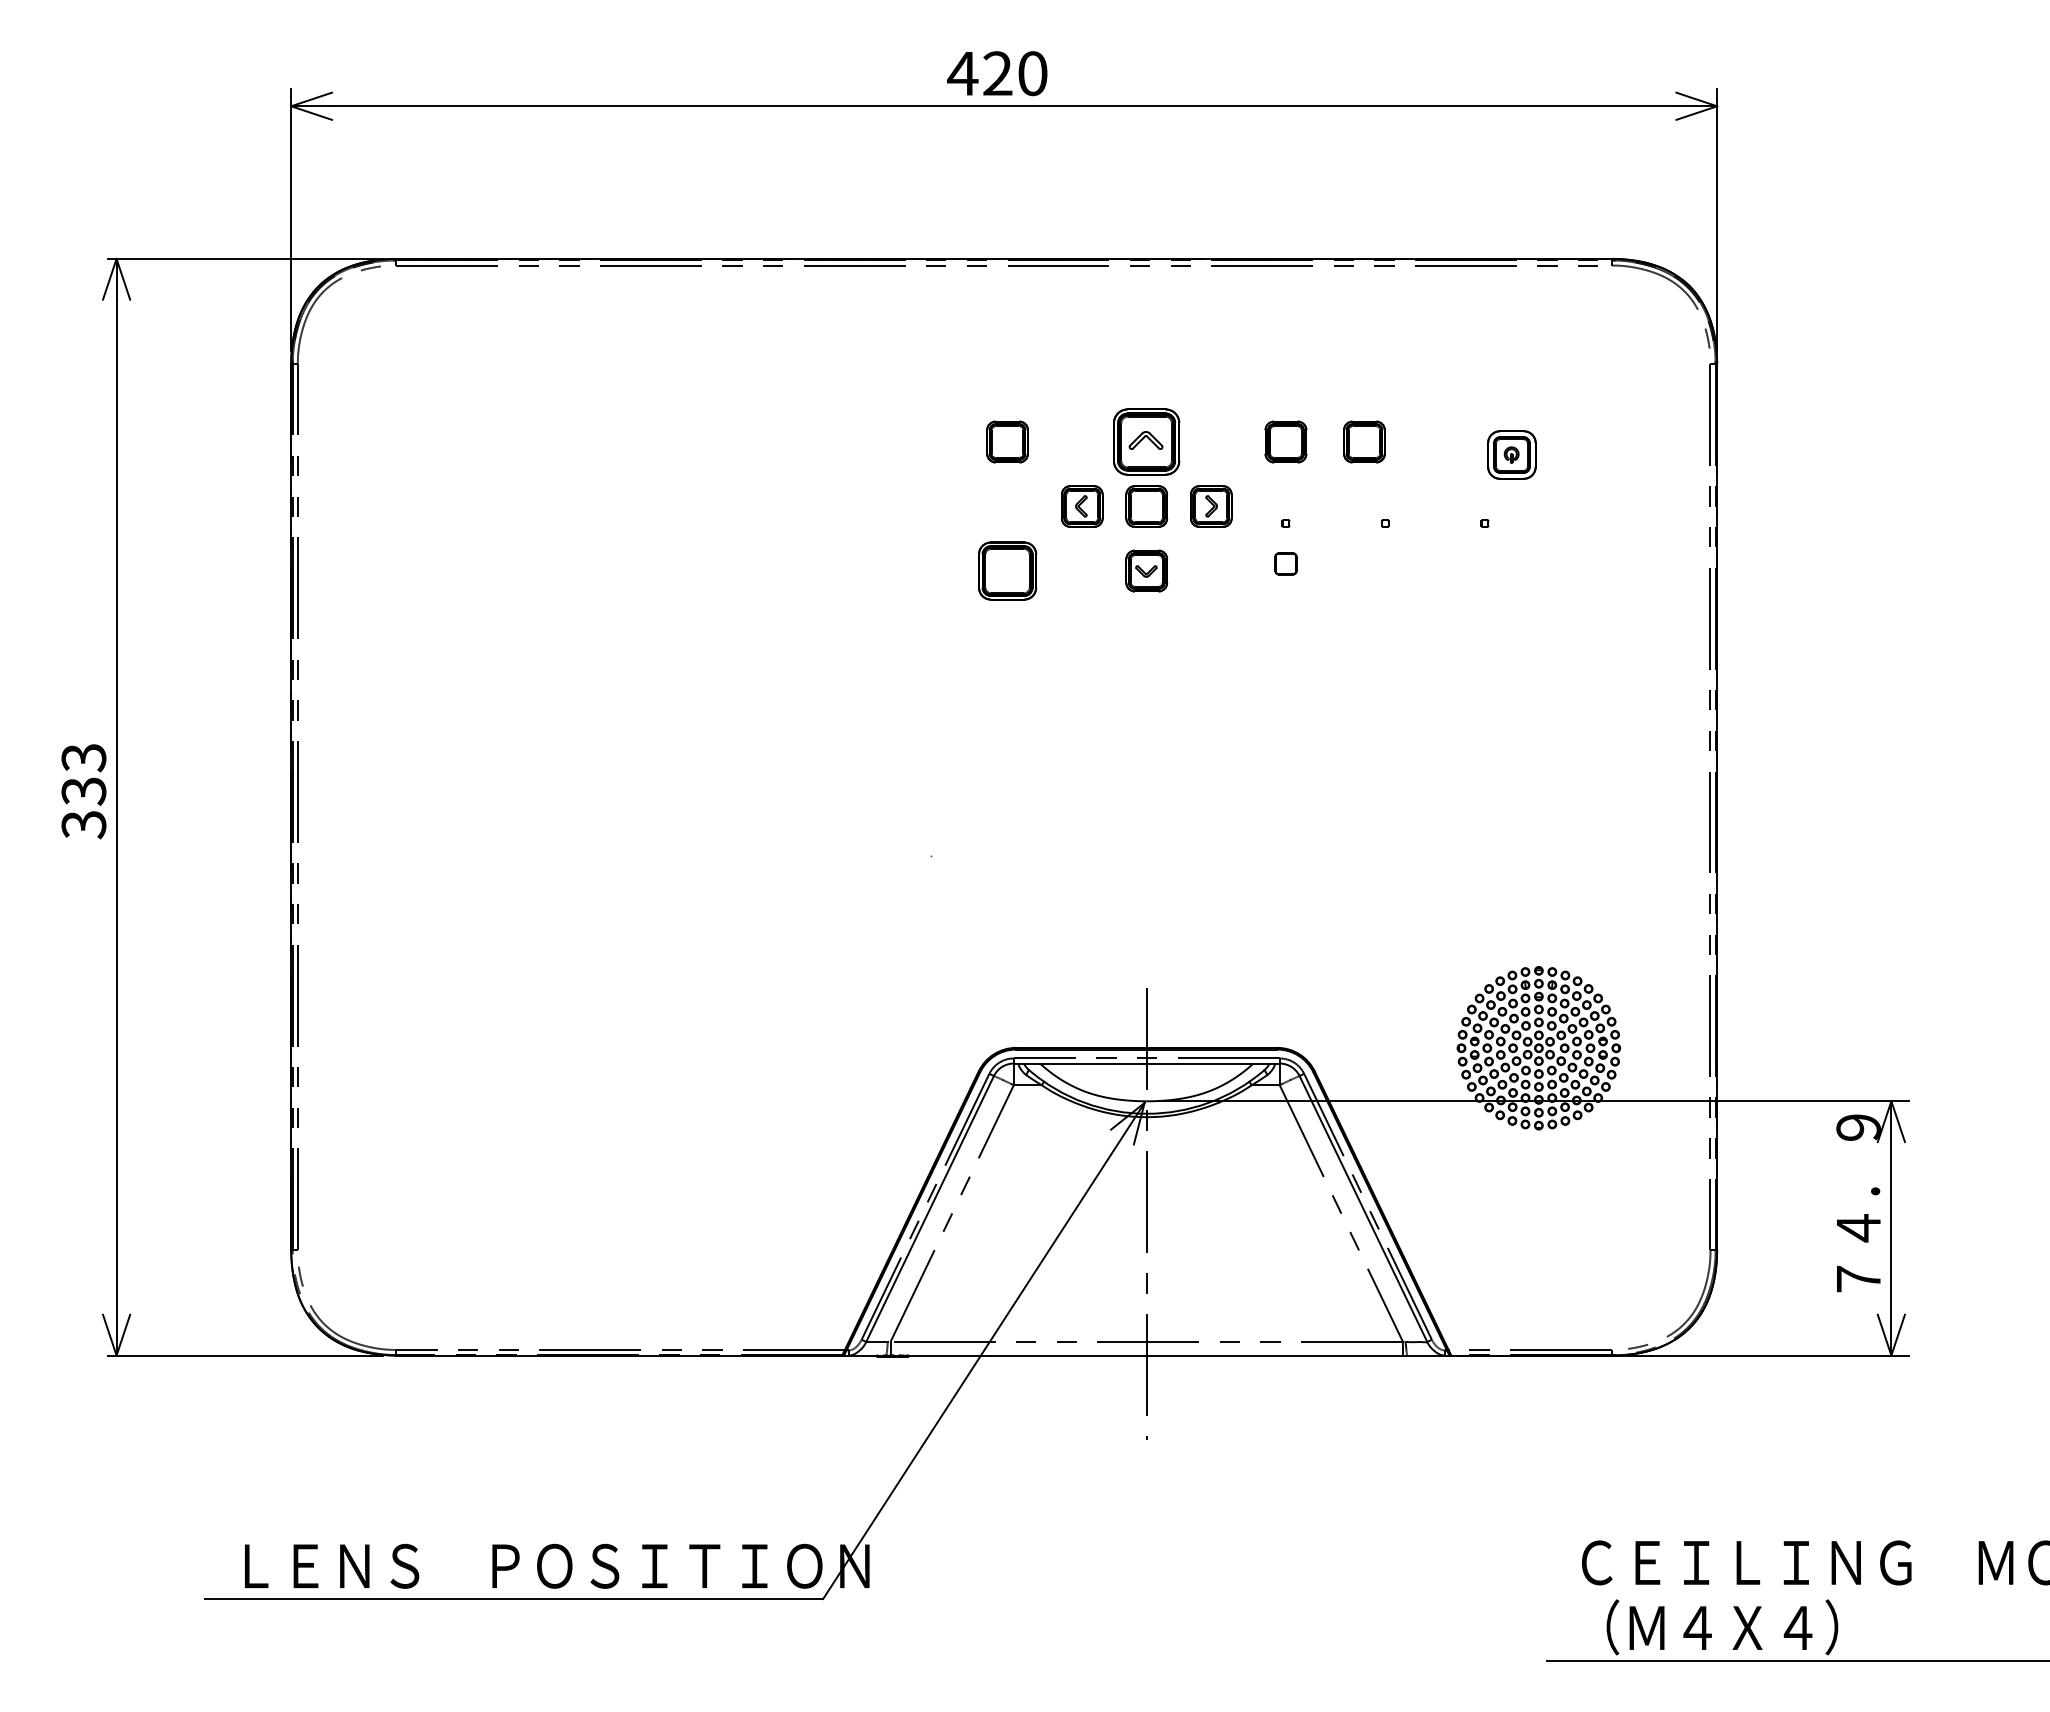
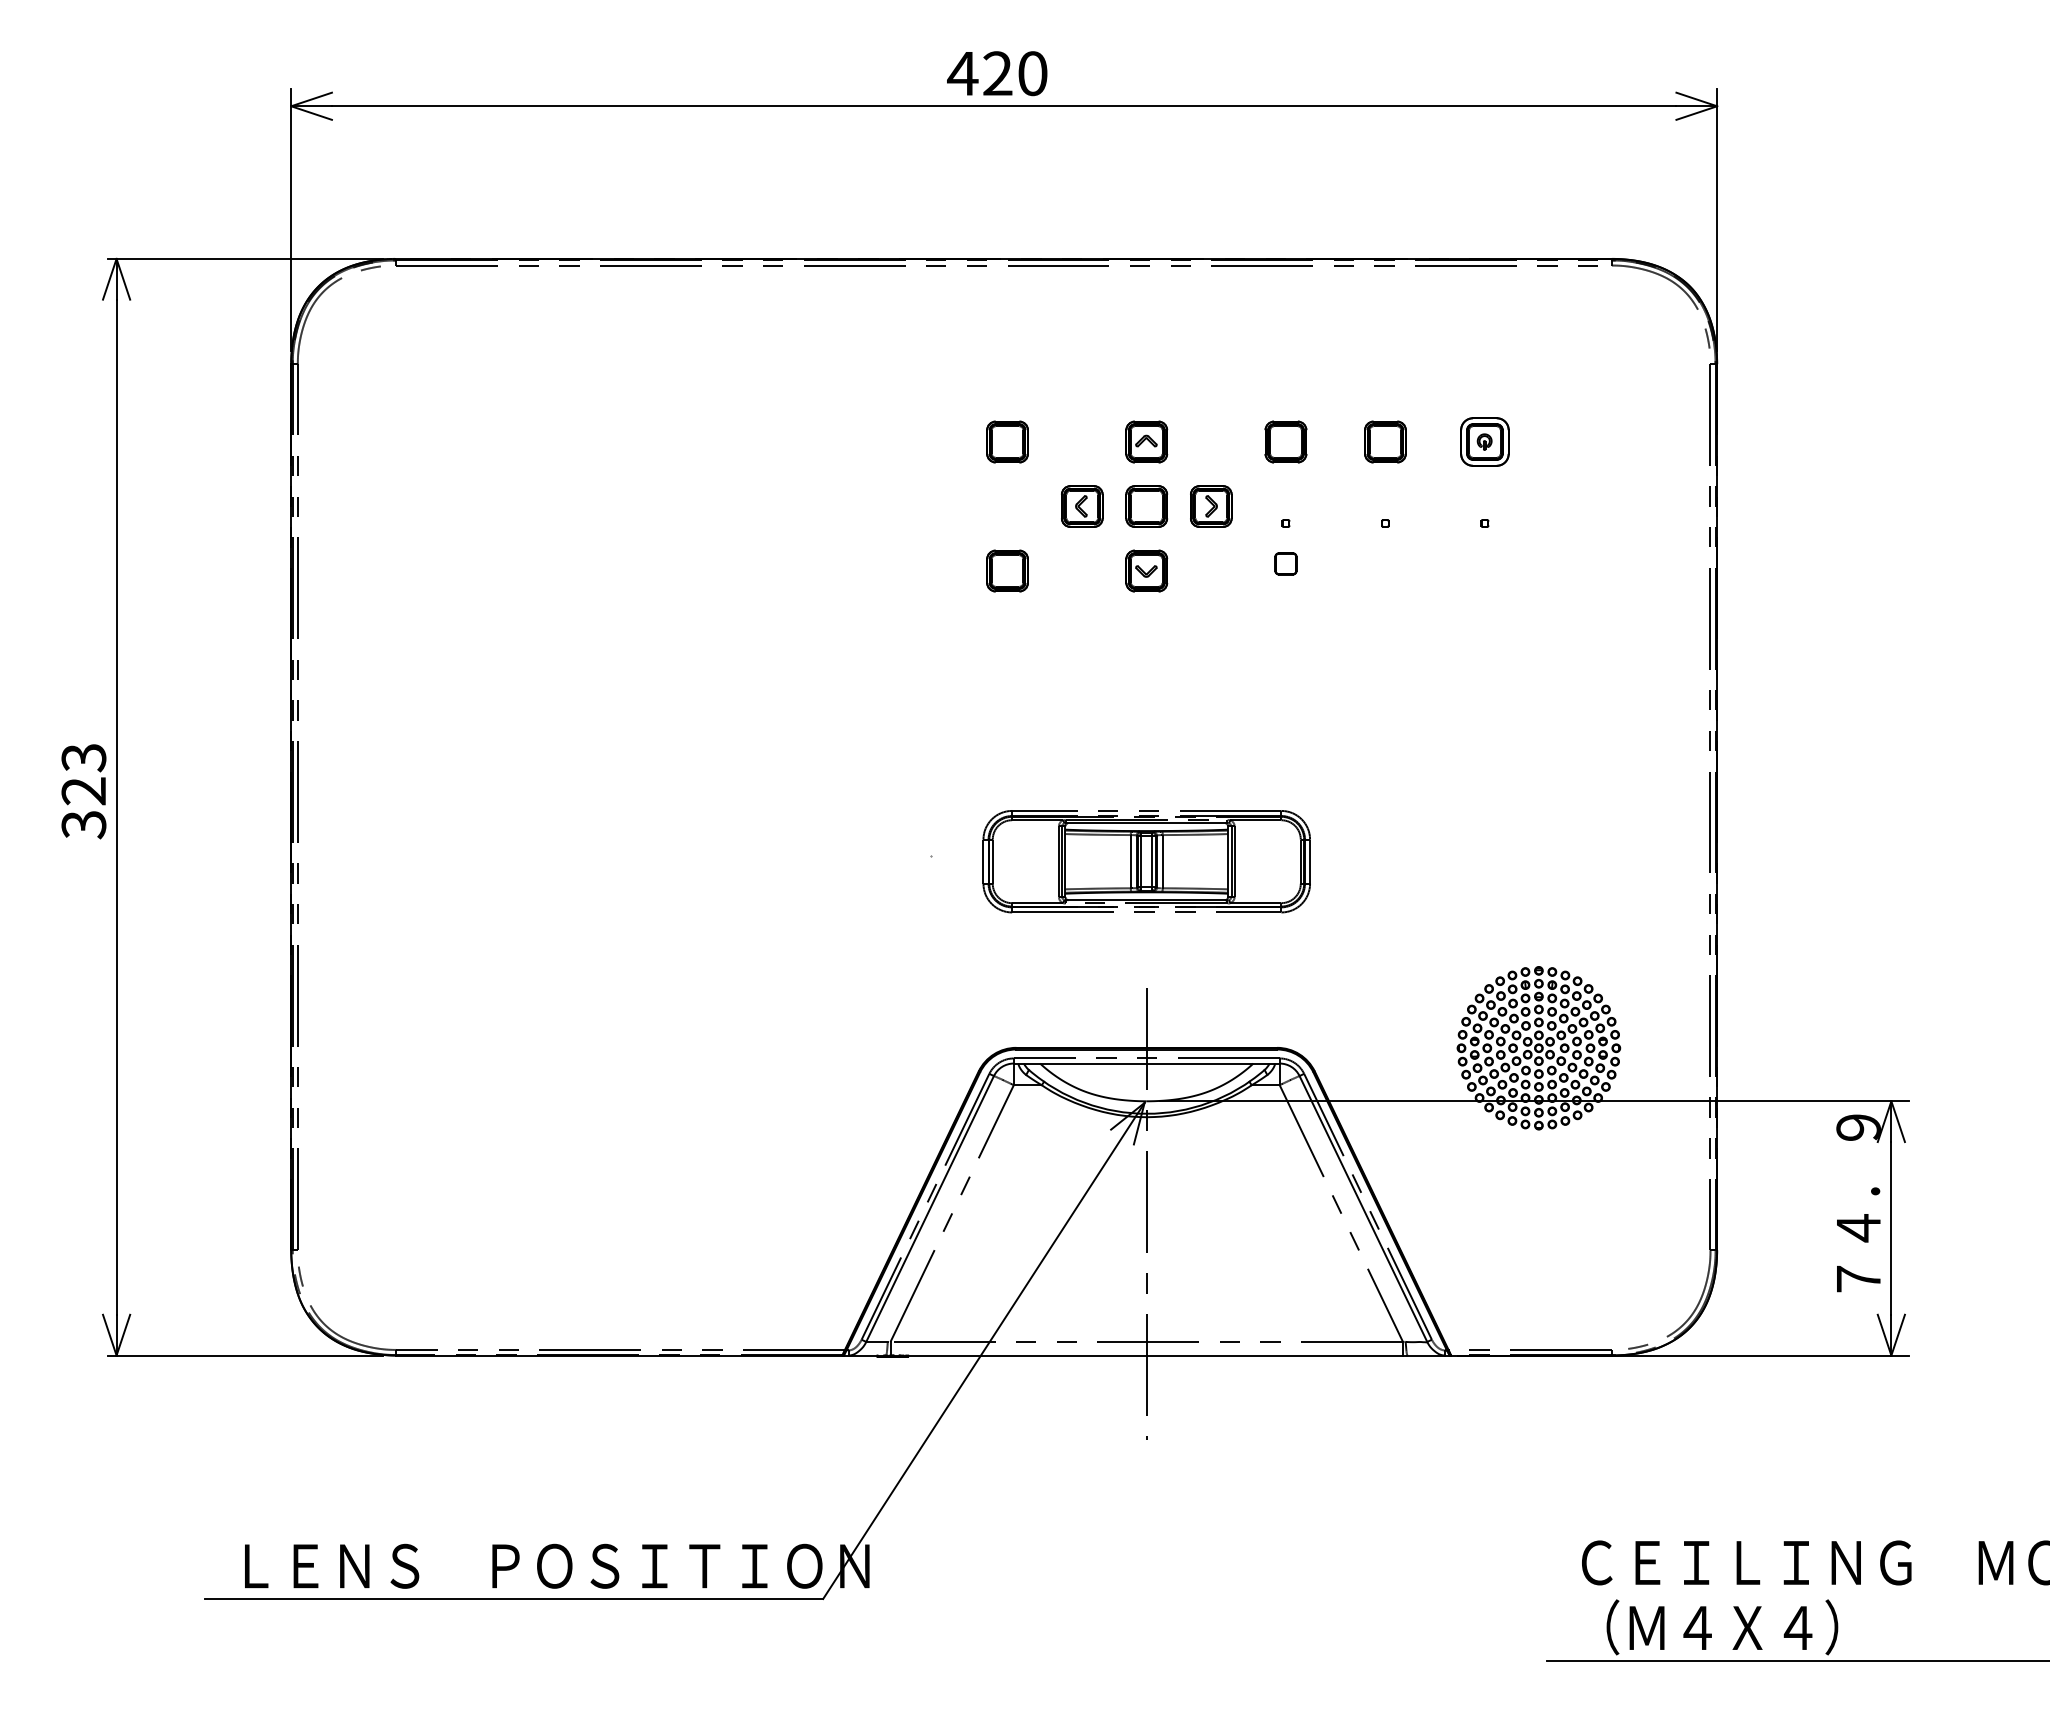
part size: 68x68 px -> 44x44 px (1146, 441)
part position: (1364, 441) -> (1385, 441) (1385, 441)
part position: (1511, 454) -> (1484, 441) (1484, 441)
part size: 60x60 px -> 43x44 px (1007, 570)
text: 333 -> 323 (84, 791)
part: none -> present (1146, 861)
